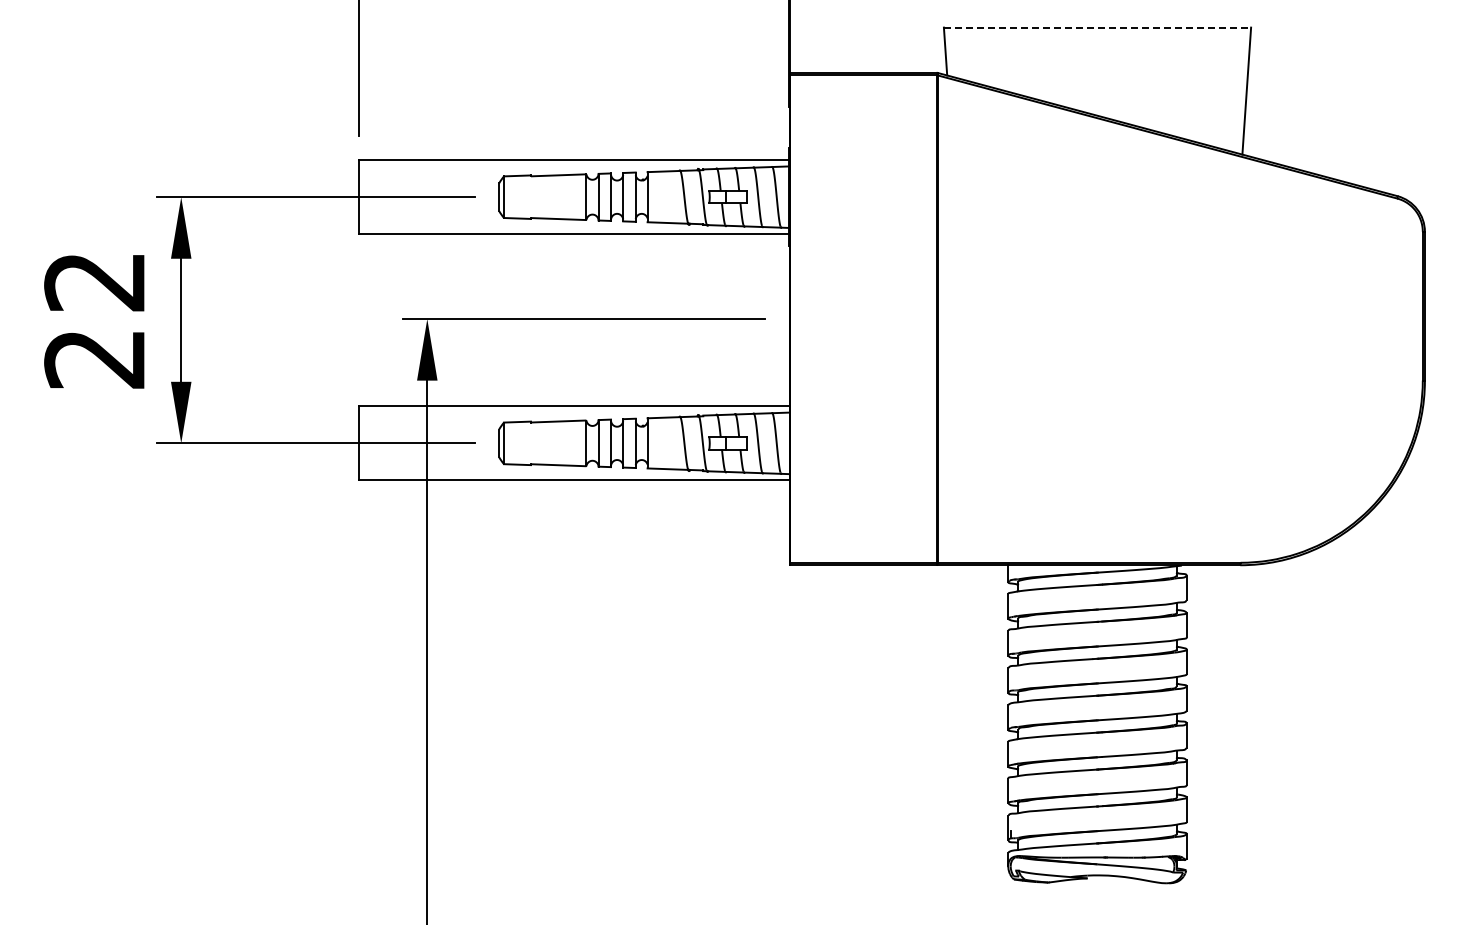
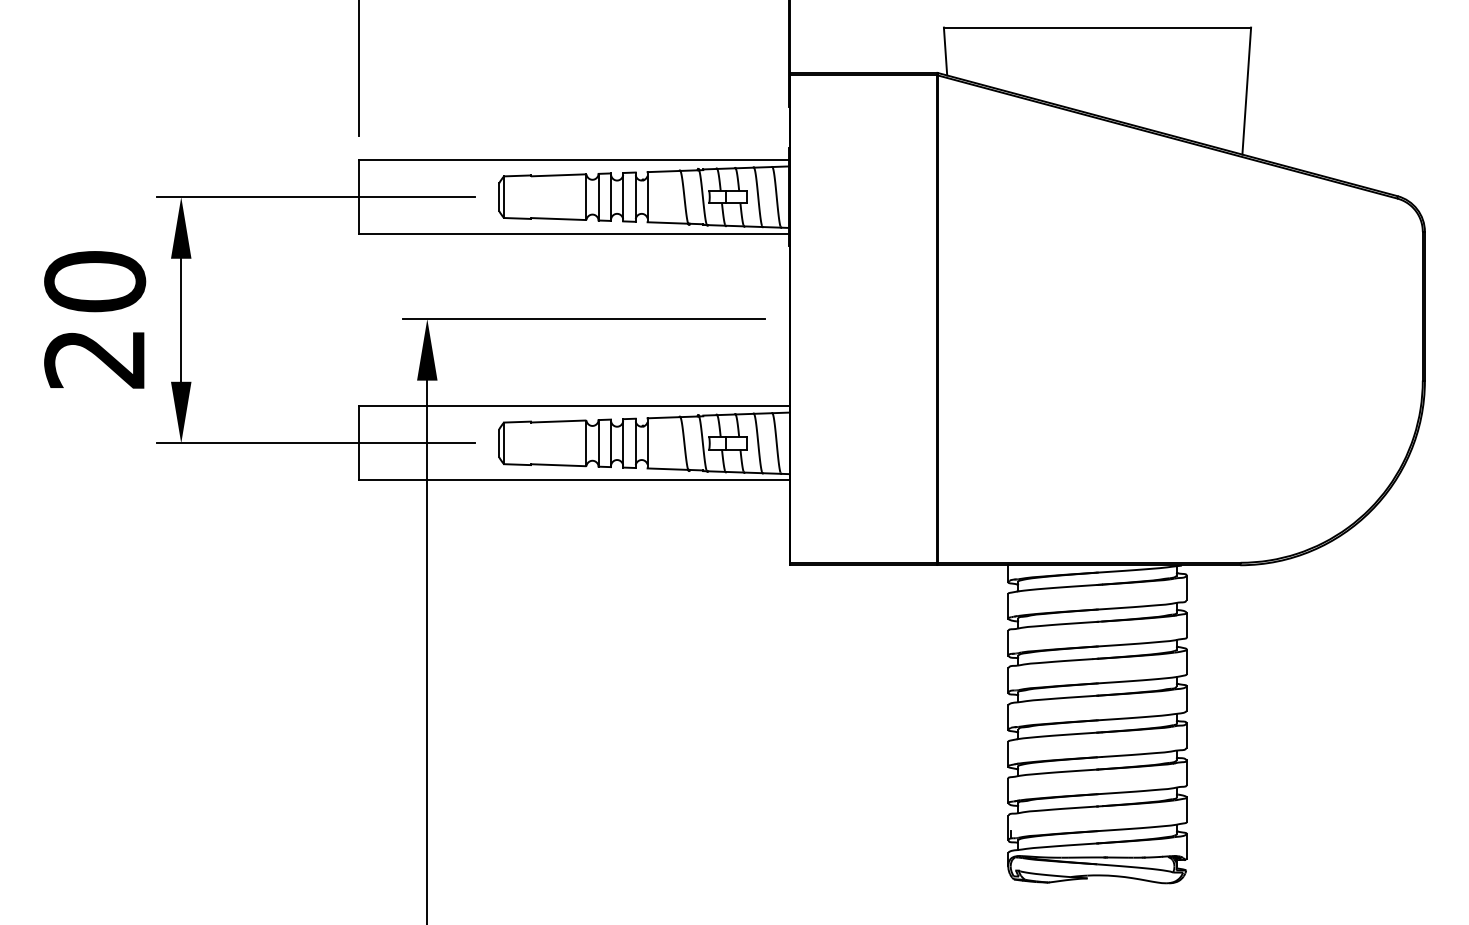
line: dashed -> solid (1097, 27)
text: 22 -> 20 (95, 281)
